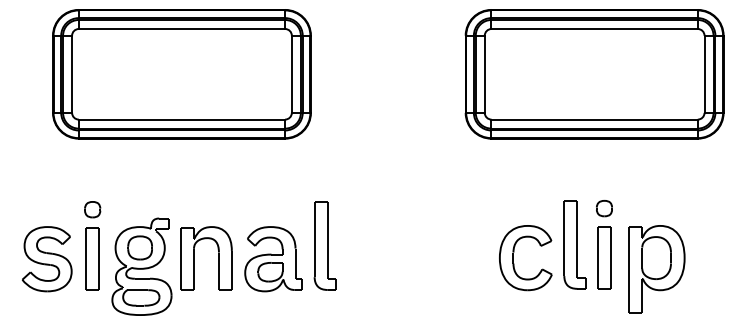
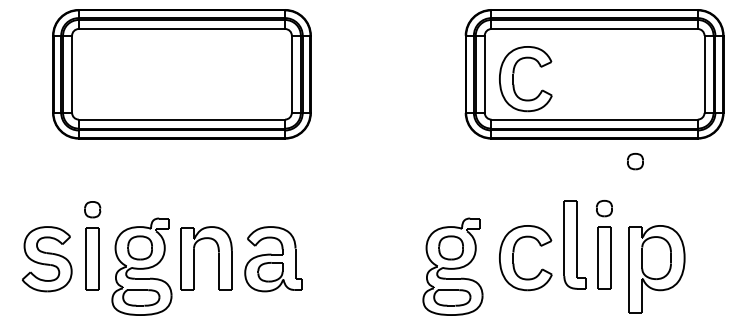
part: none -> present (513, 79)
part: none -> present (635, 161)
part: present -> none (324, 245)
part: none -> present (452, 266)
